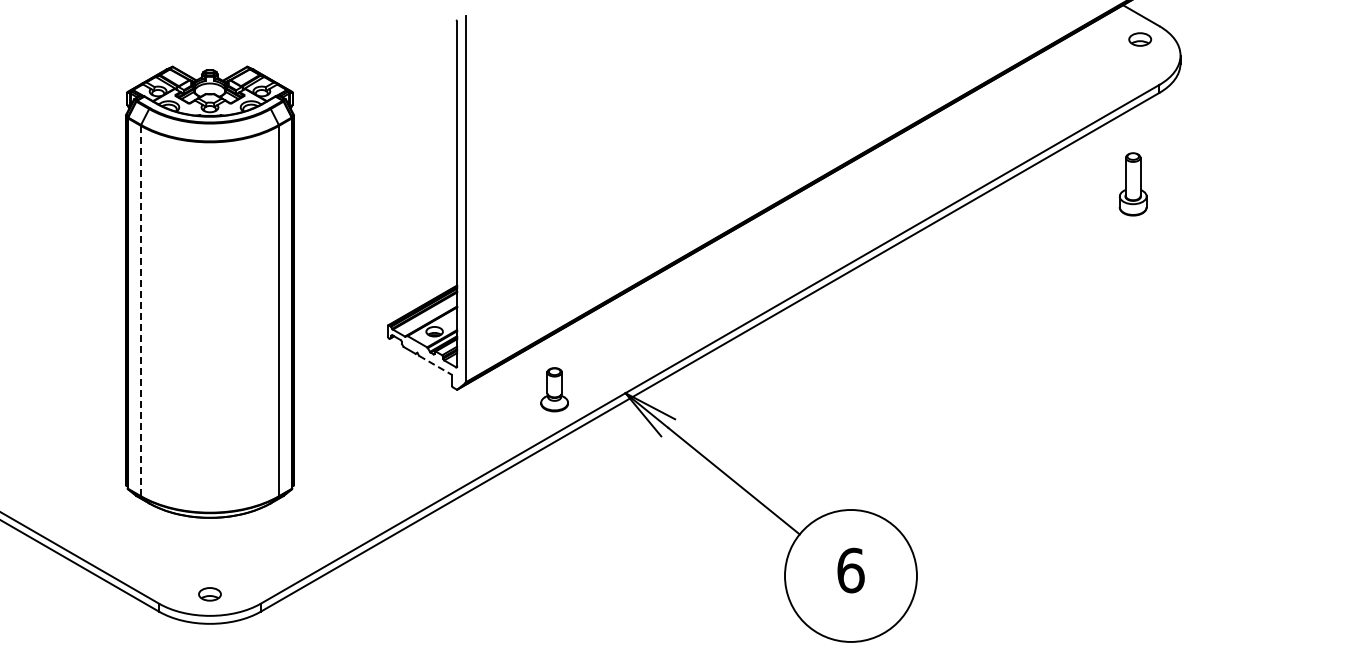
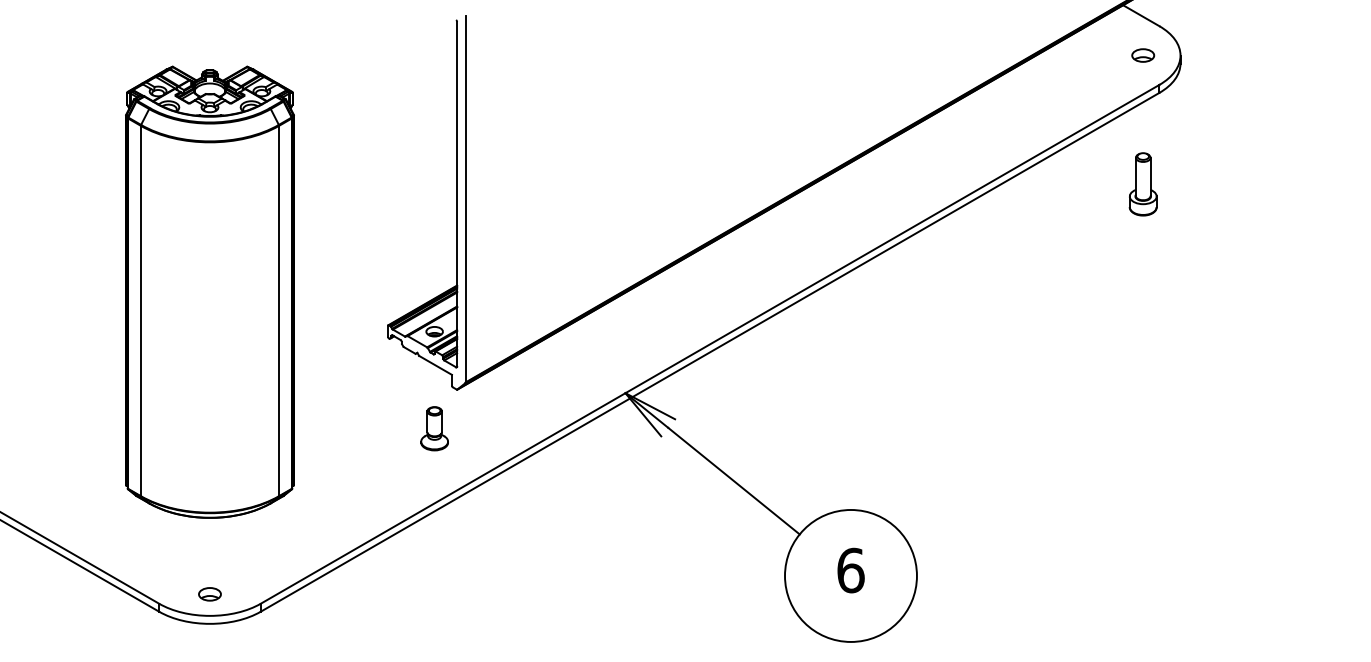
part position: (1140, 39) -> (1143, 55) (1143, 55)
part position: (1132, 184) -> (1142, 184) (1142, 184)
line: dashed -> solid (140, 311)
line: dashed -> solid (435, 365)
part position: (554, 389) -> (434, 428) (434, 428)
